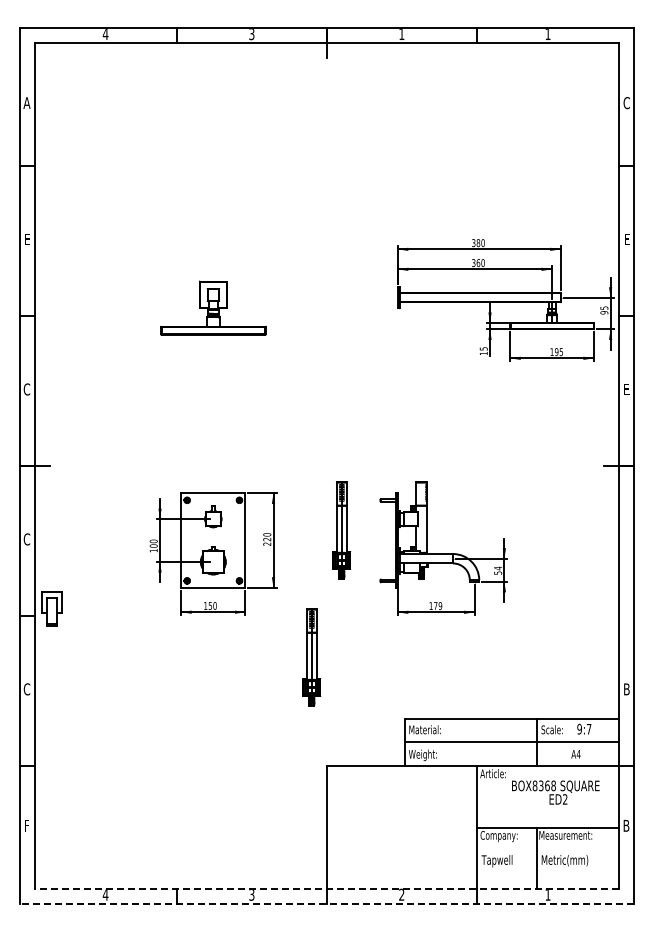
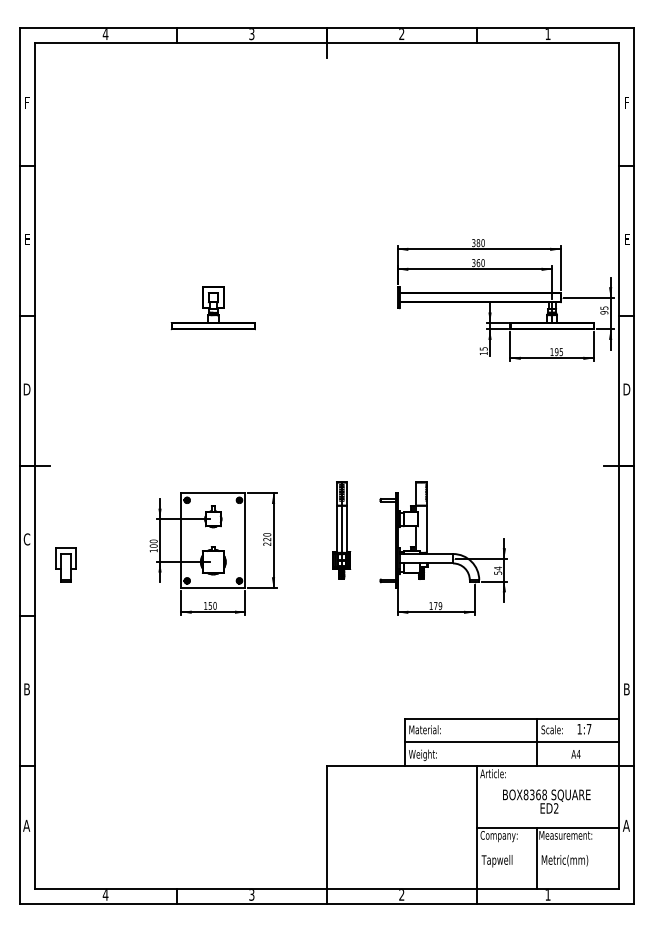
text: 1 -> 2 (401, 34)
text: A -> F (26, 102)
text: C -> F (626, 103)
part size: 107x56 px -> 86x45 px (212, 308)
text: C -> D (26, 389)
text: E -> D (626, 389)
part position: (51, 608) -> (65, 564) (65, 564)
part: present -> none (311, 657)
text: C -> B (26, 689)
text: 9:7 -> 1:7 (579, 728)
text position: (555, 792) -> (546, 801) (546, 801)
text: F -> A (26, 825)
text: B -> A (625, 825)
line: dashed -> solid (326, 889)
line: dashed -> solid (326, 904)
